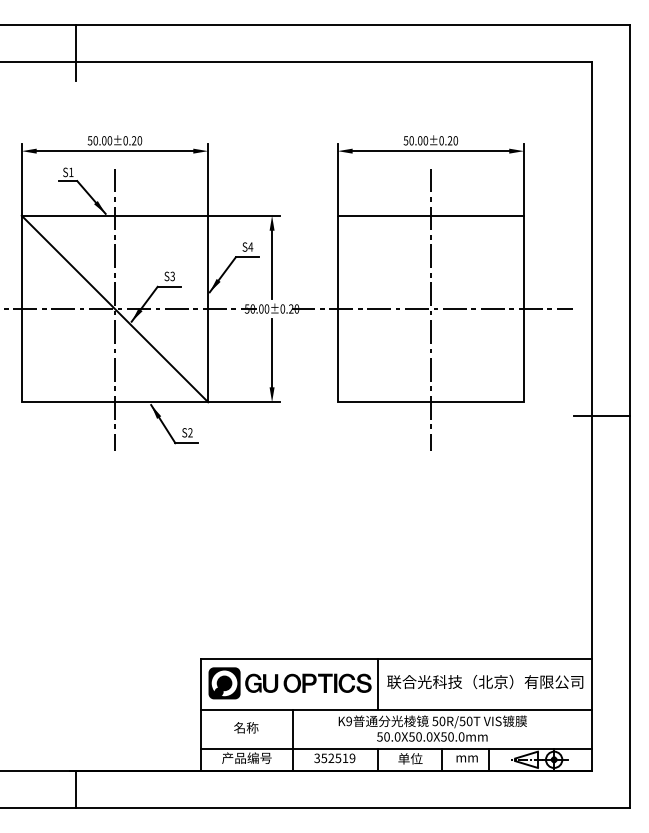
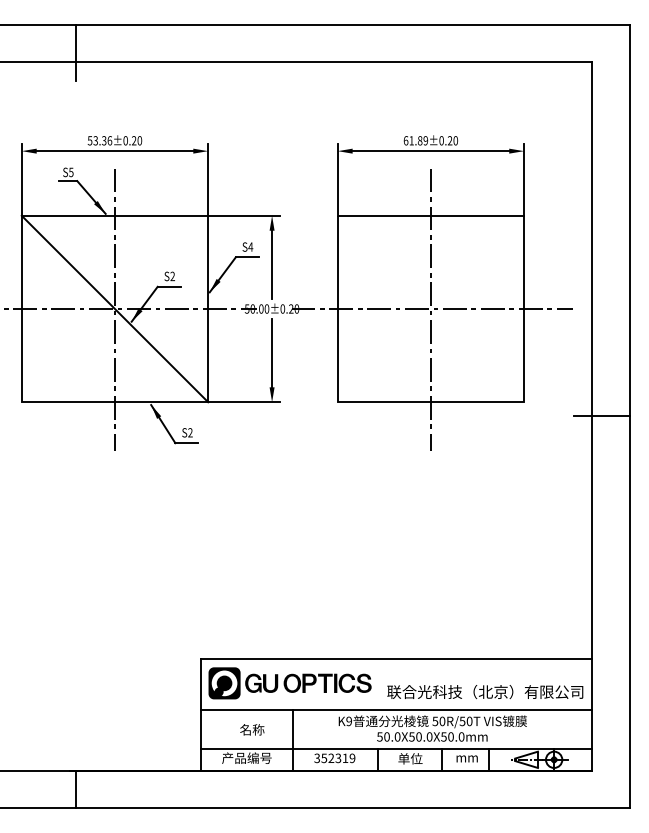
text: 50.00±0.20 -> 53.36±0.20 (102, 140)
text: 50.00±0.20 -> 61.89±0.20 (415, 140)
text: S1 -> S5 (71, 172)
text: S3 -> S2 (172, 277)
text position: (485, 682) -> (485, 692) (485, 692)
line: present -> none (378, 683)
text position: (246, 727) -> (252, 729) (252, 729)
text: 352519 -> 352319 (338, 757)
